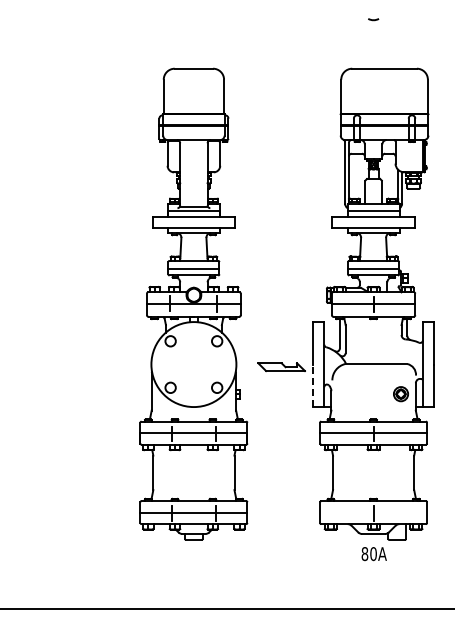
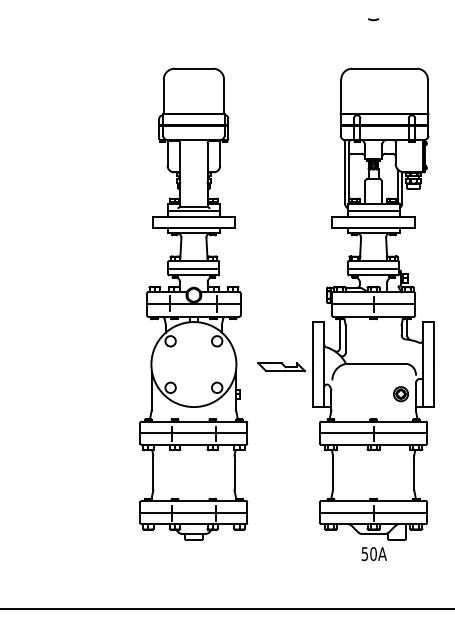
line: dashed -> solid (313, 385)
line: none -> present (373, 512)
text: 80A -> 50A (364, 554)
